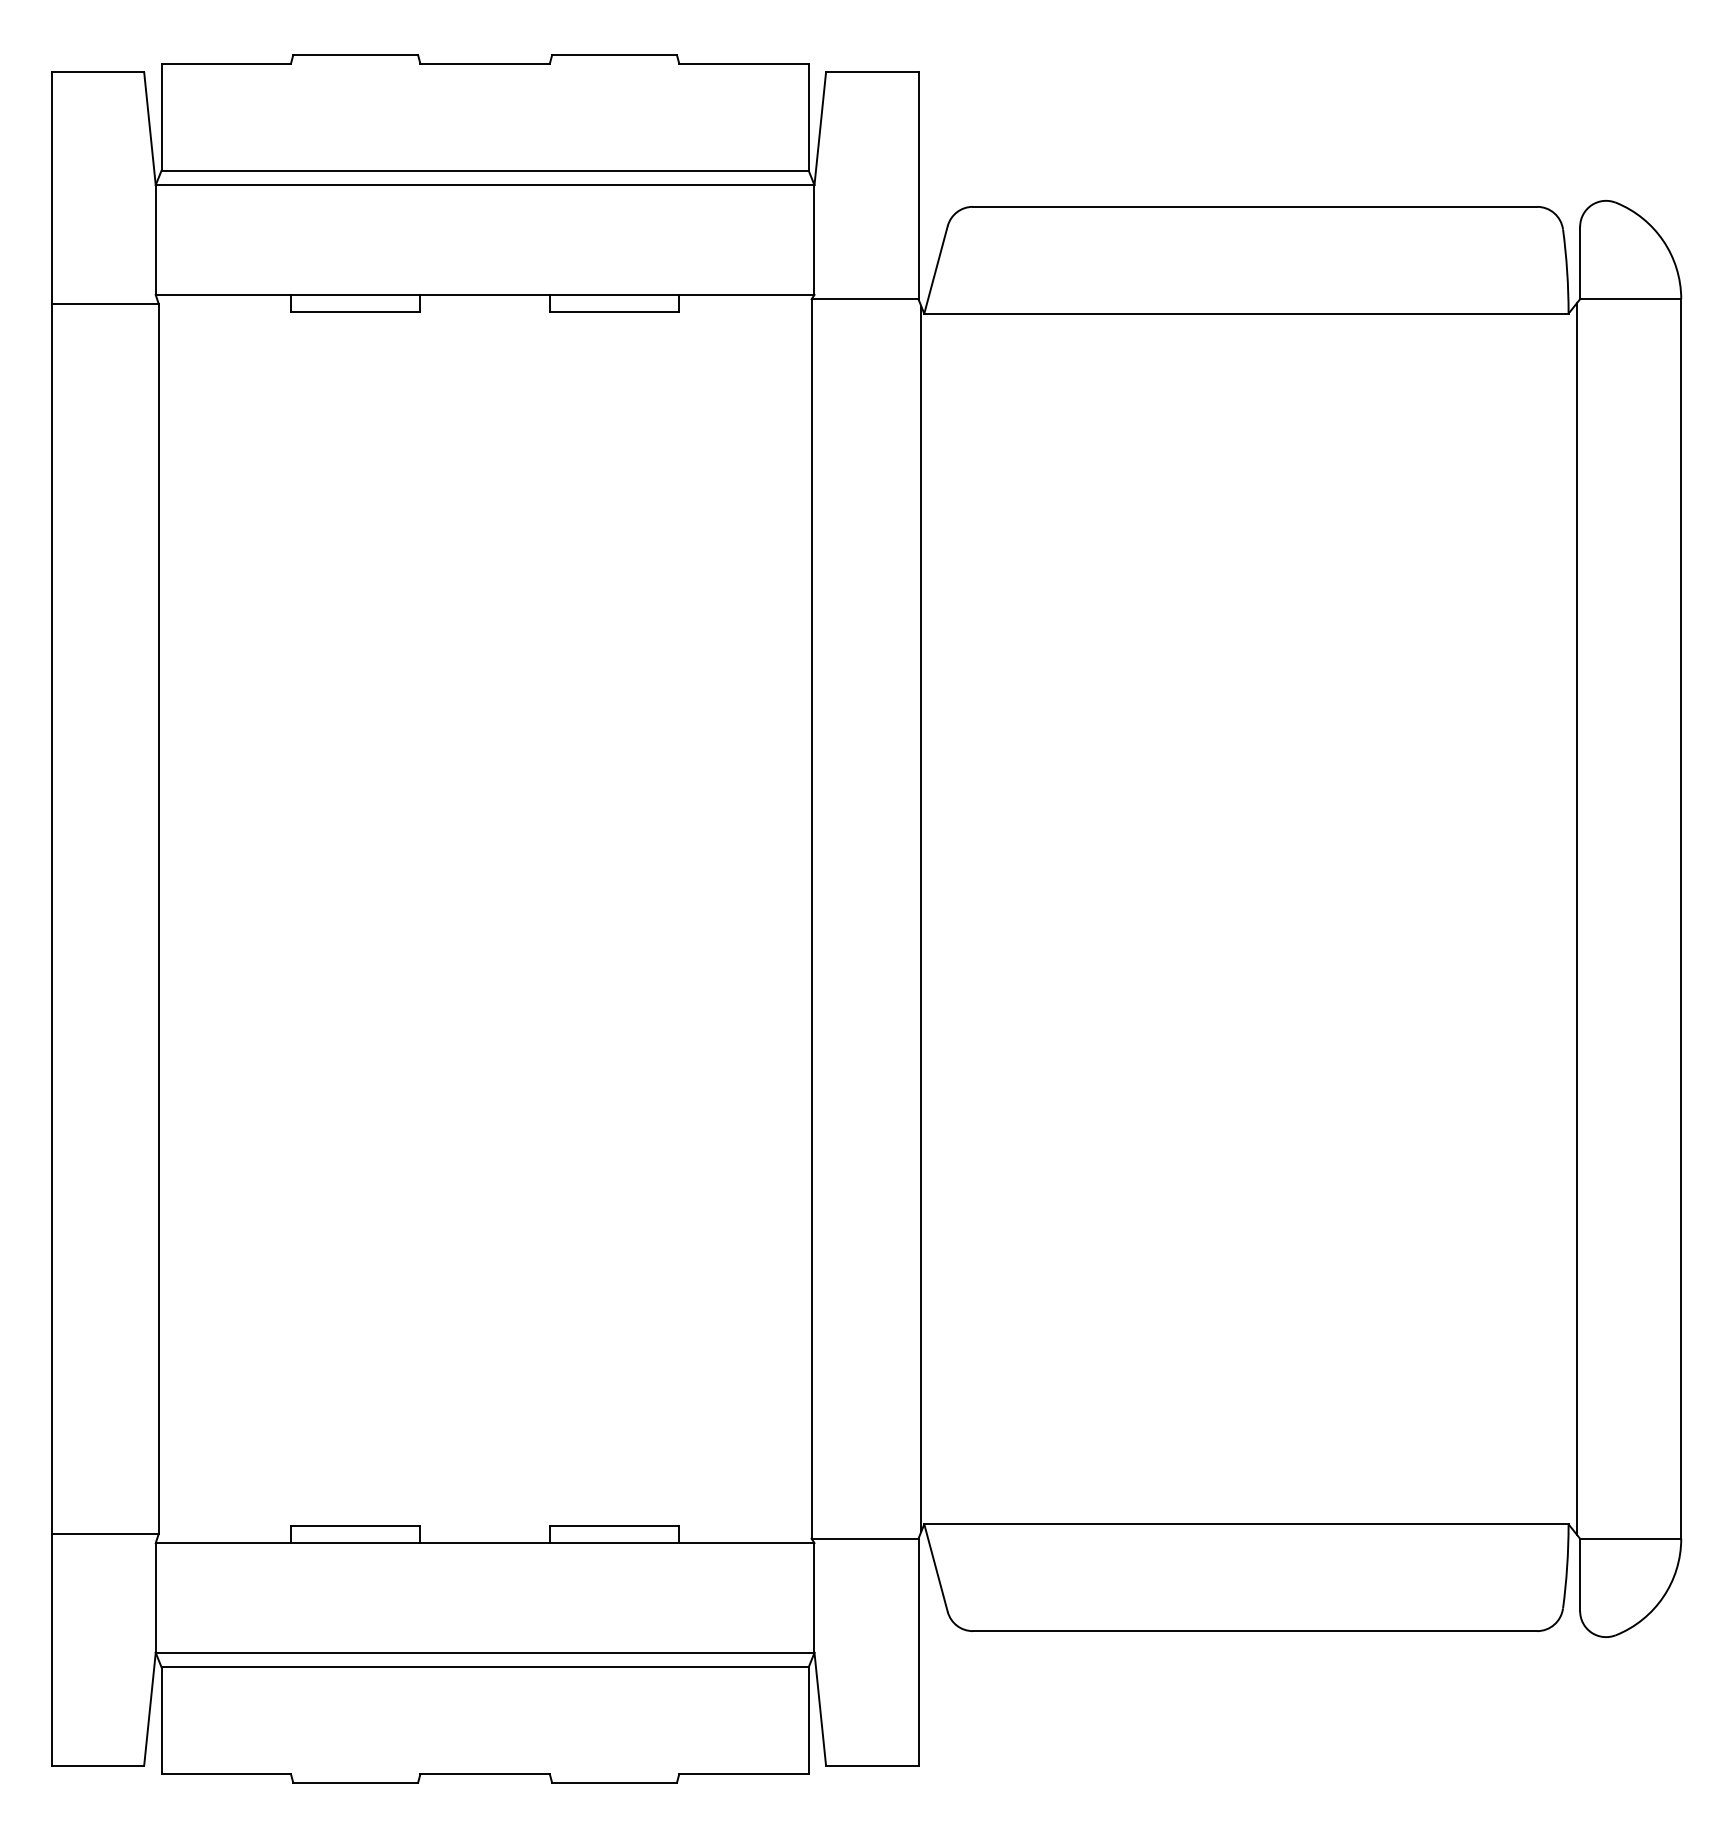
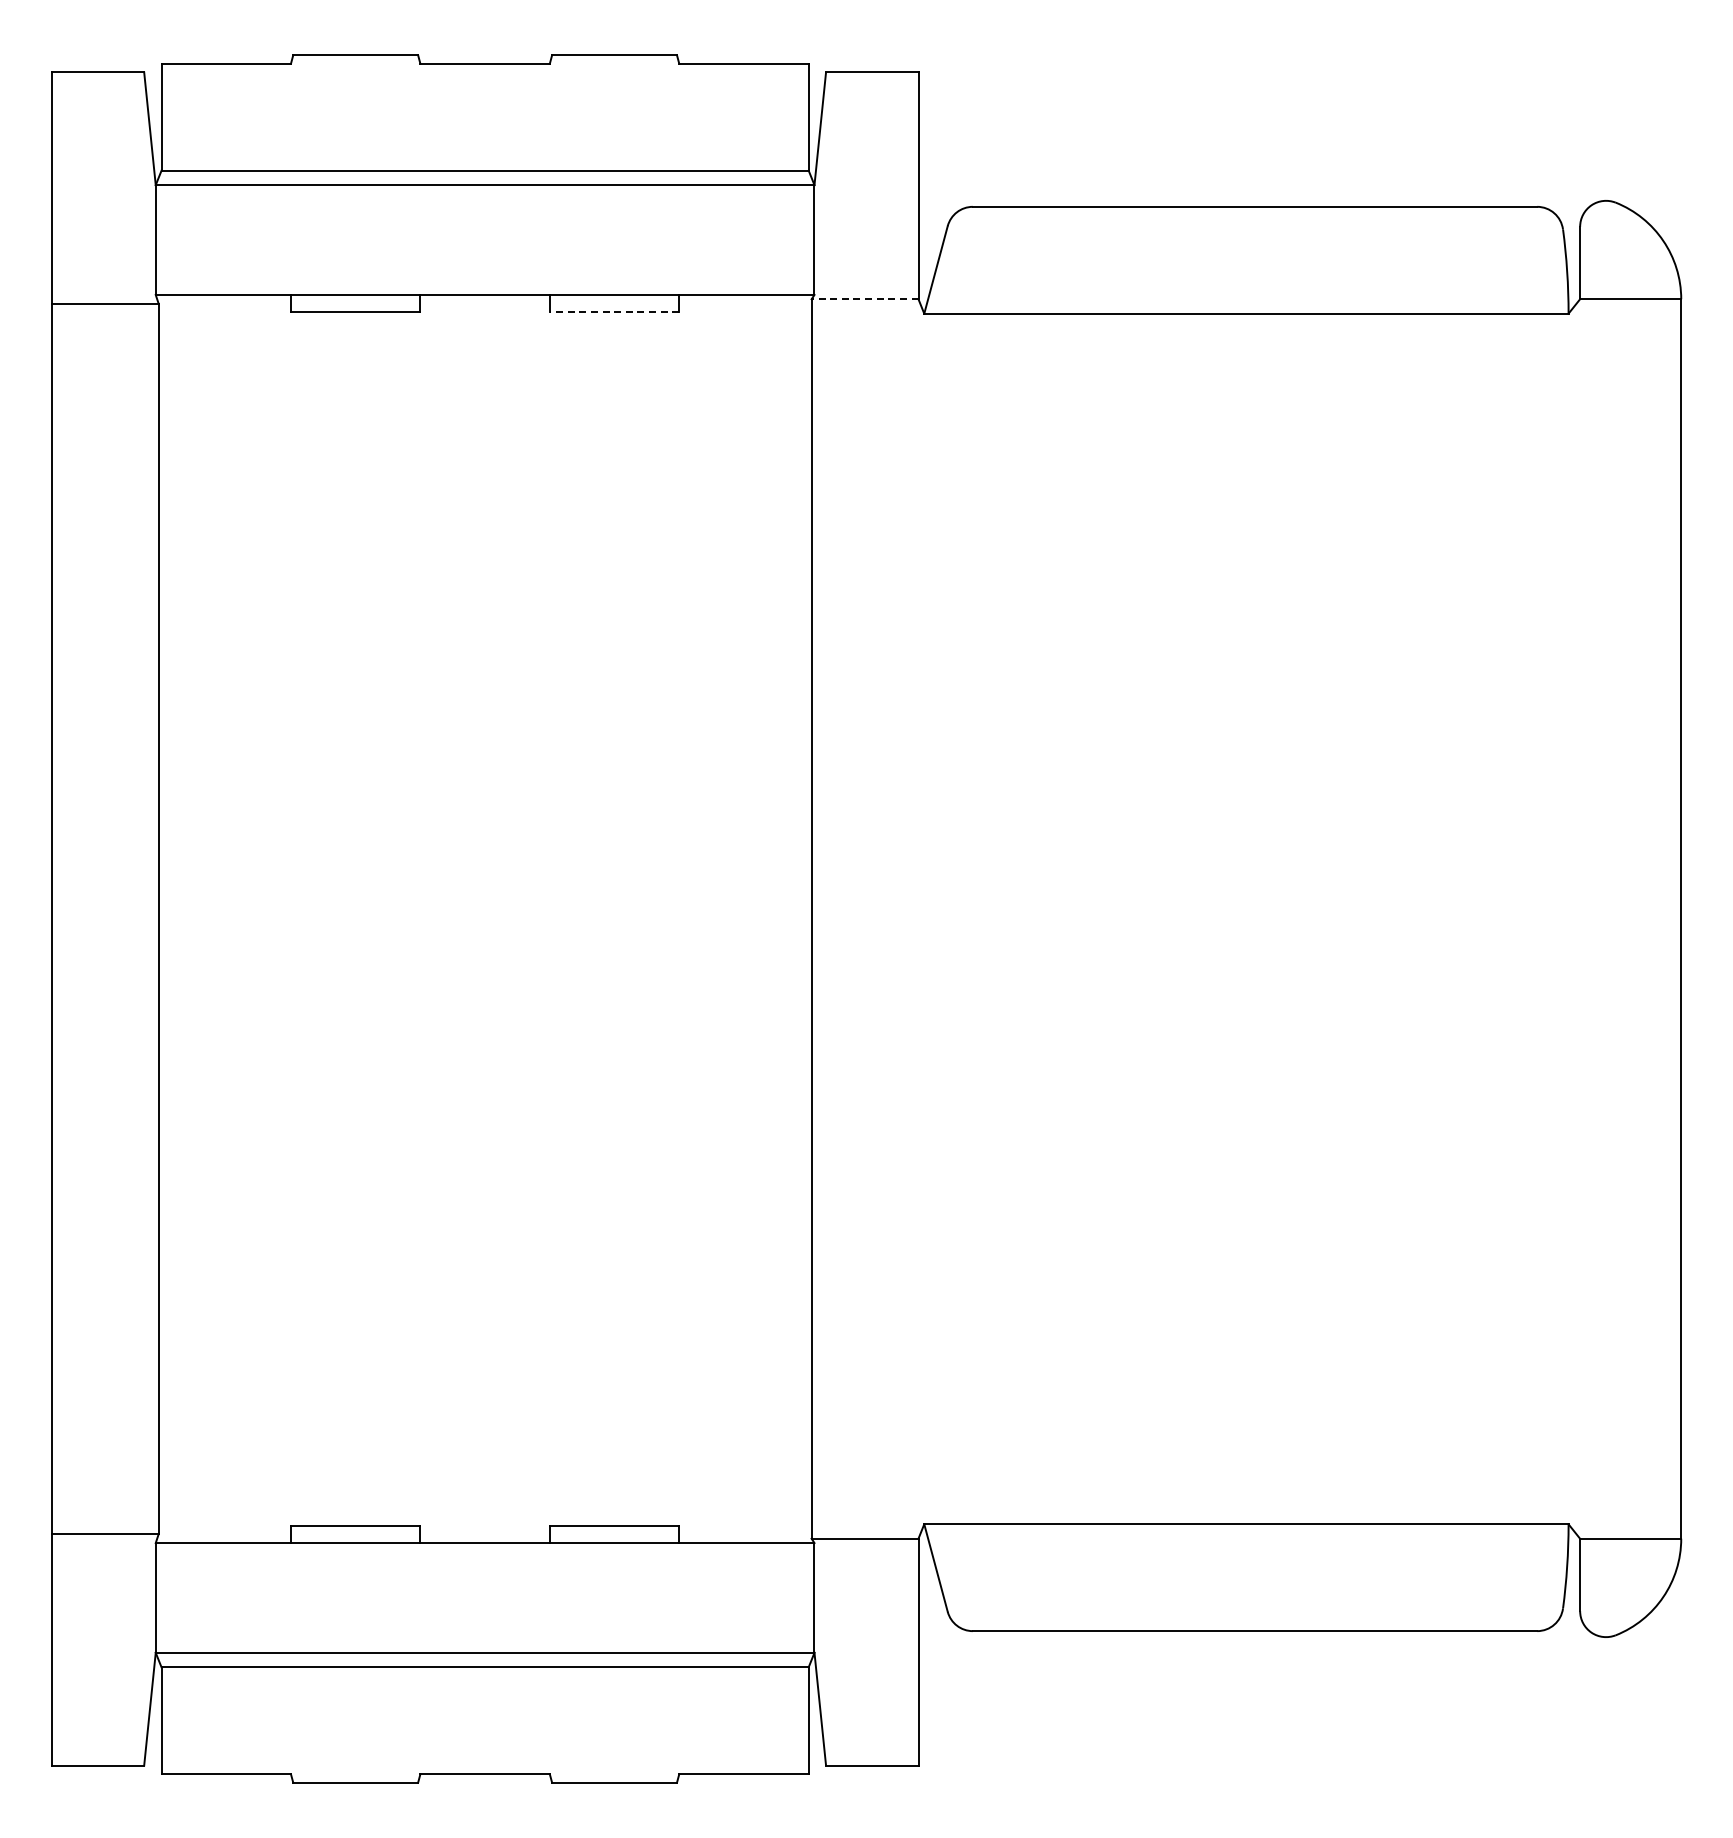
line: solid -> dashed (864, 299)
line: solid -> dashed (614, 312)
line: present -> none (921, 918)
line: present -> none (1577, 918)
